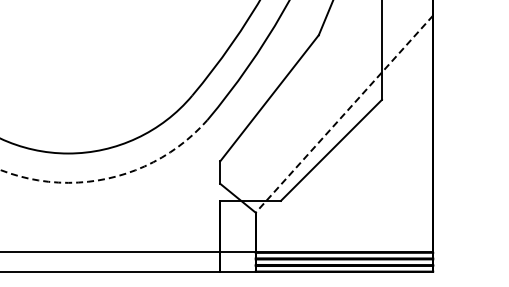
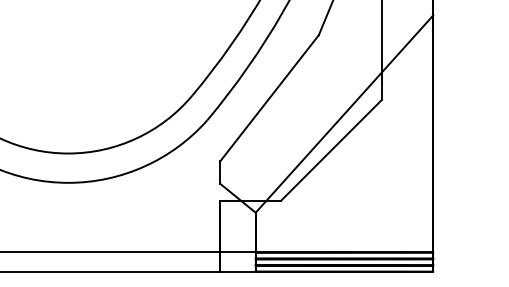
line: dashed -> solid (344, 114)
arc: dashed -> solid (111, 177)
